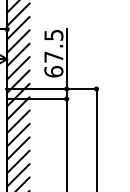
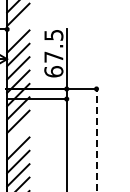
line: present -> none (18, 28)
line: present -> none (18, 135)
line: solid -> dashed (96, 139)
